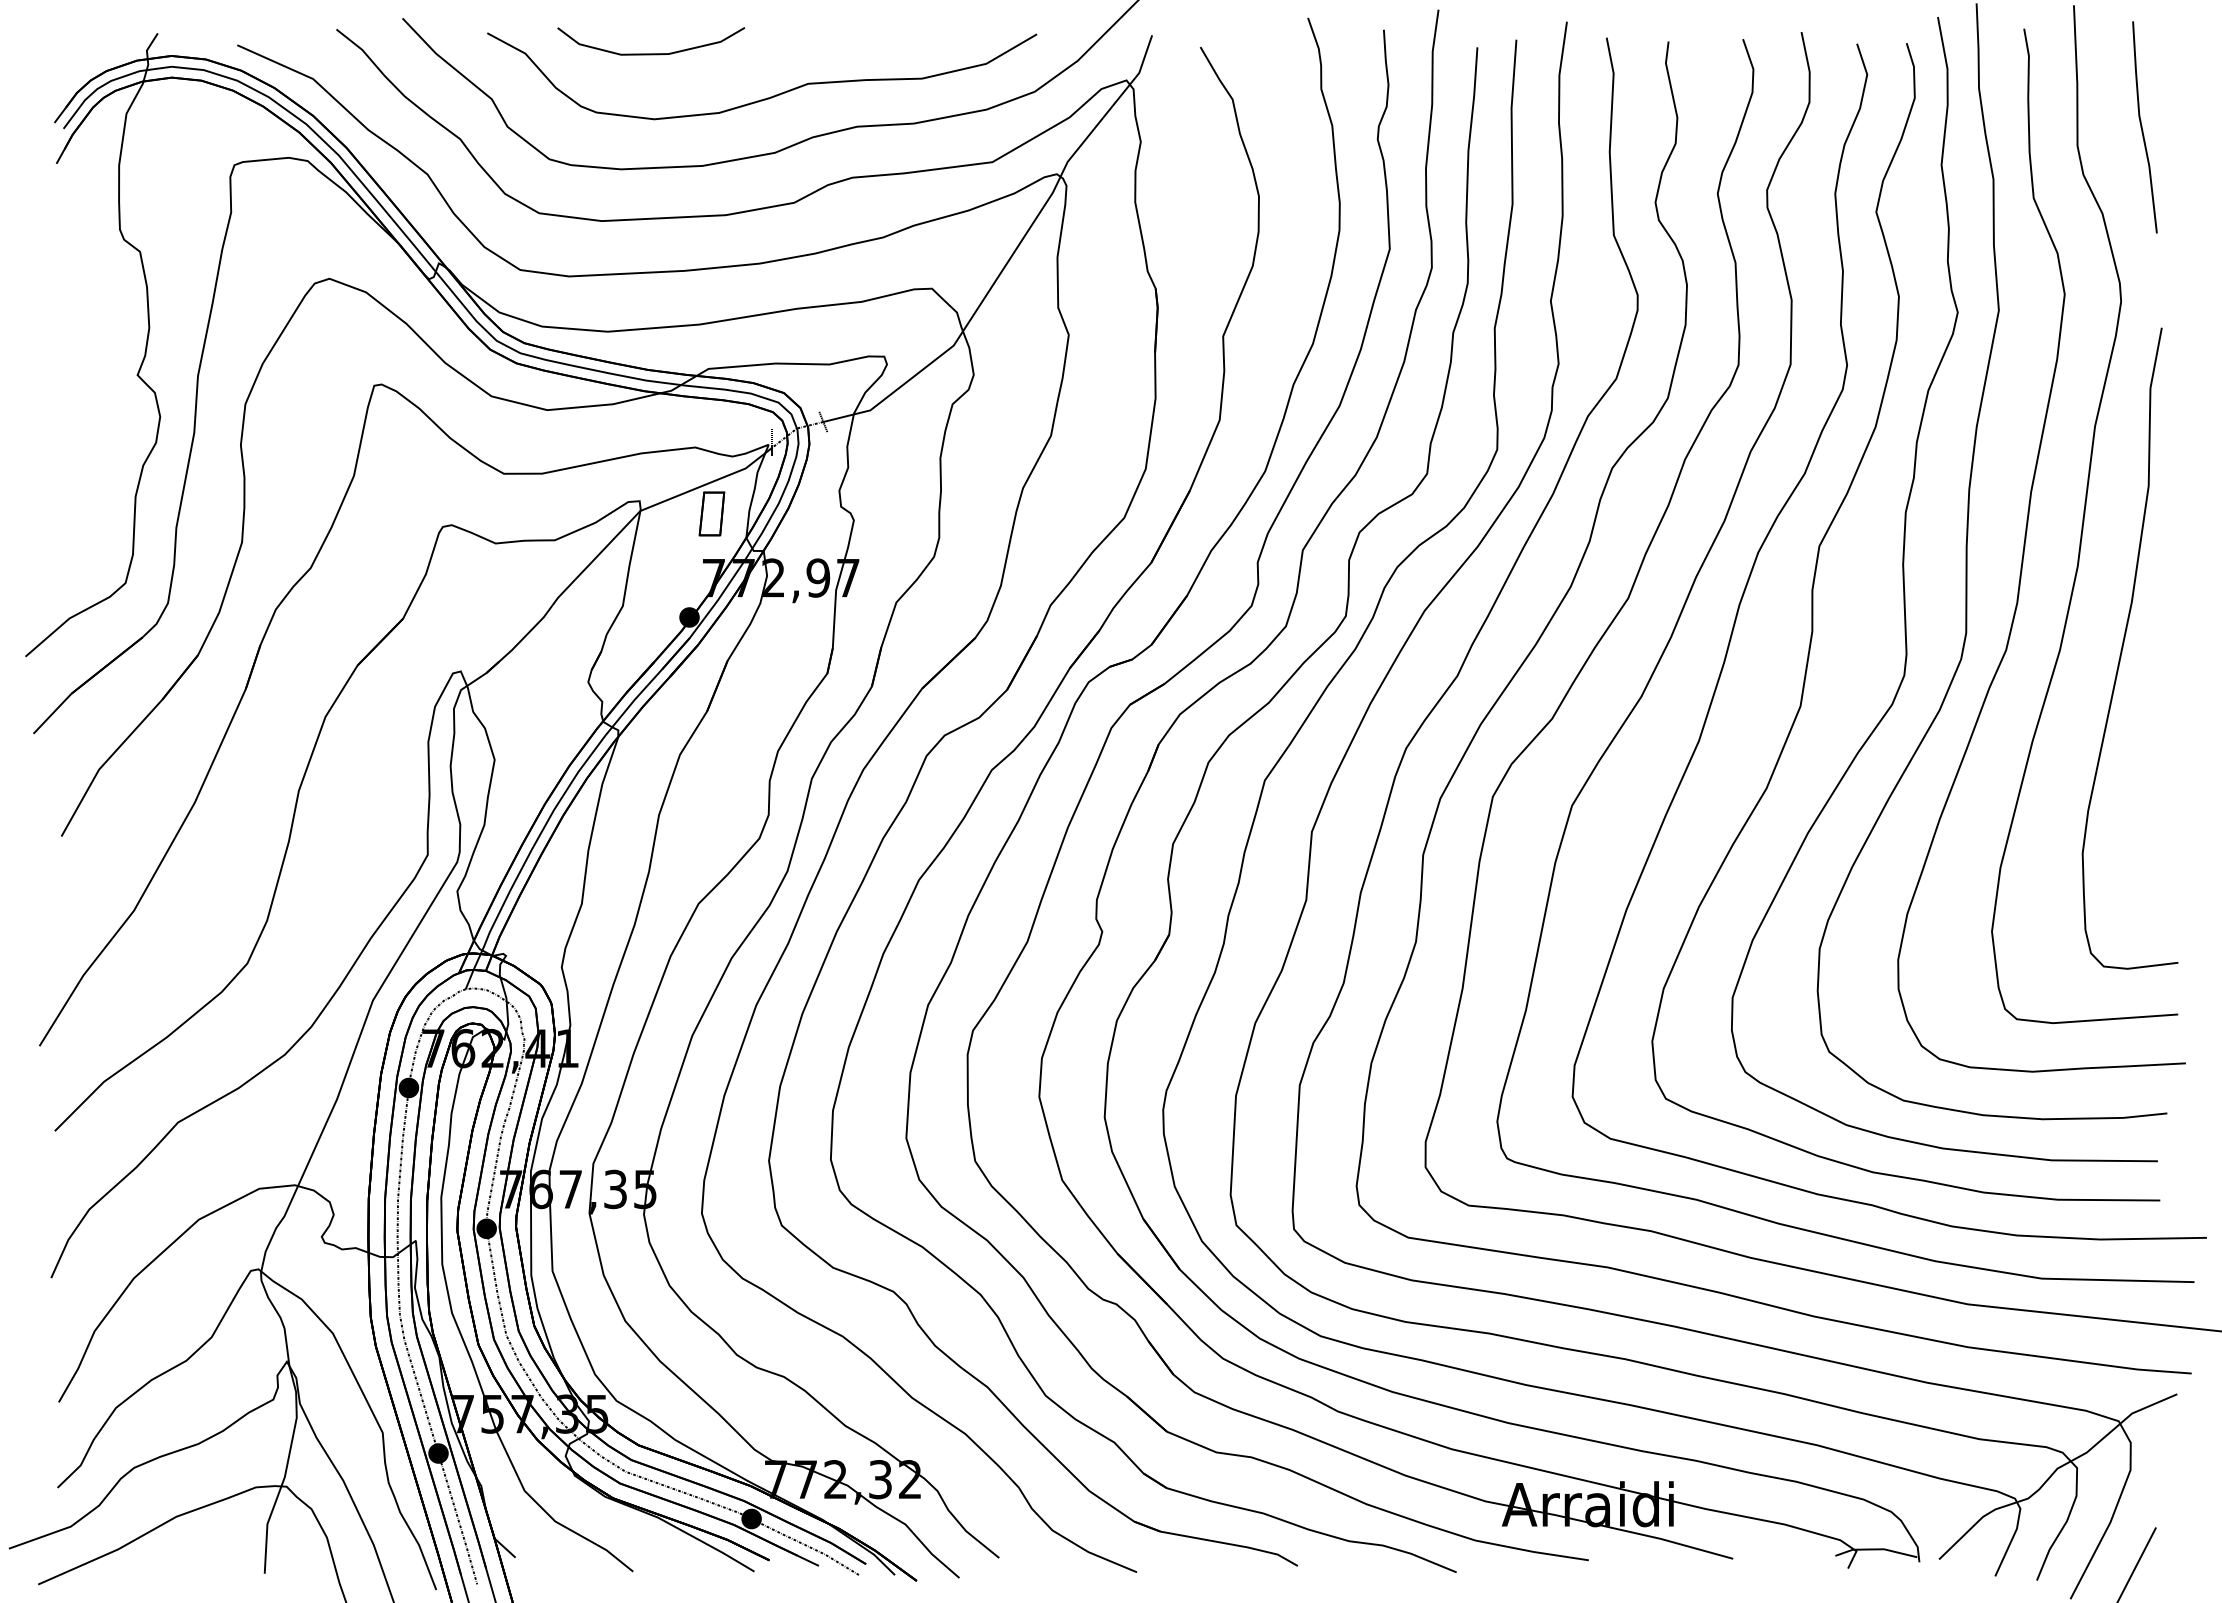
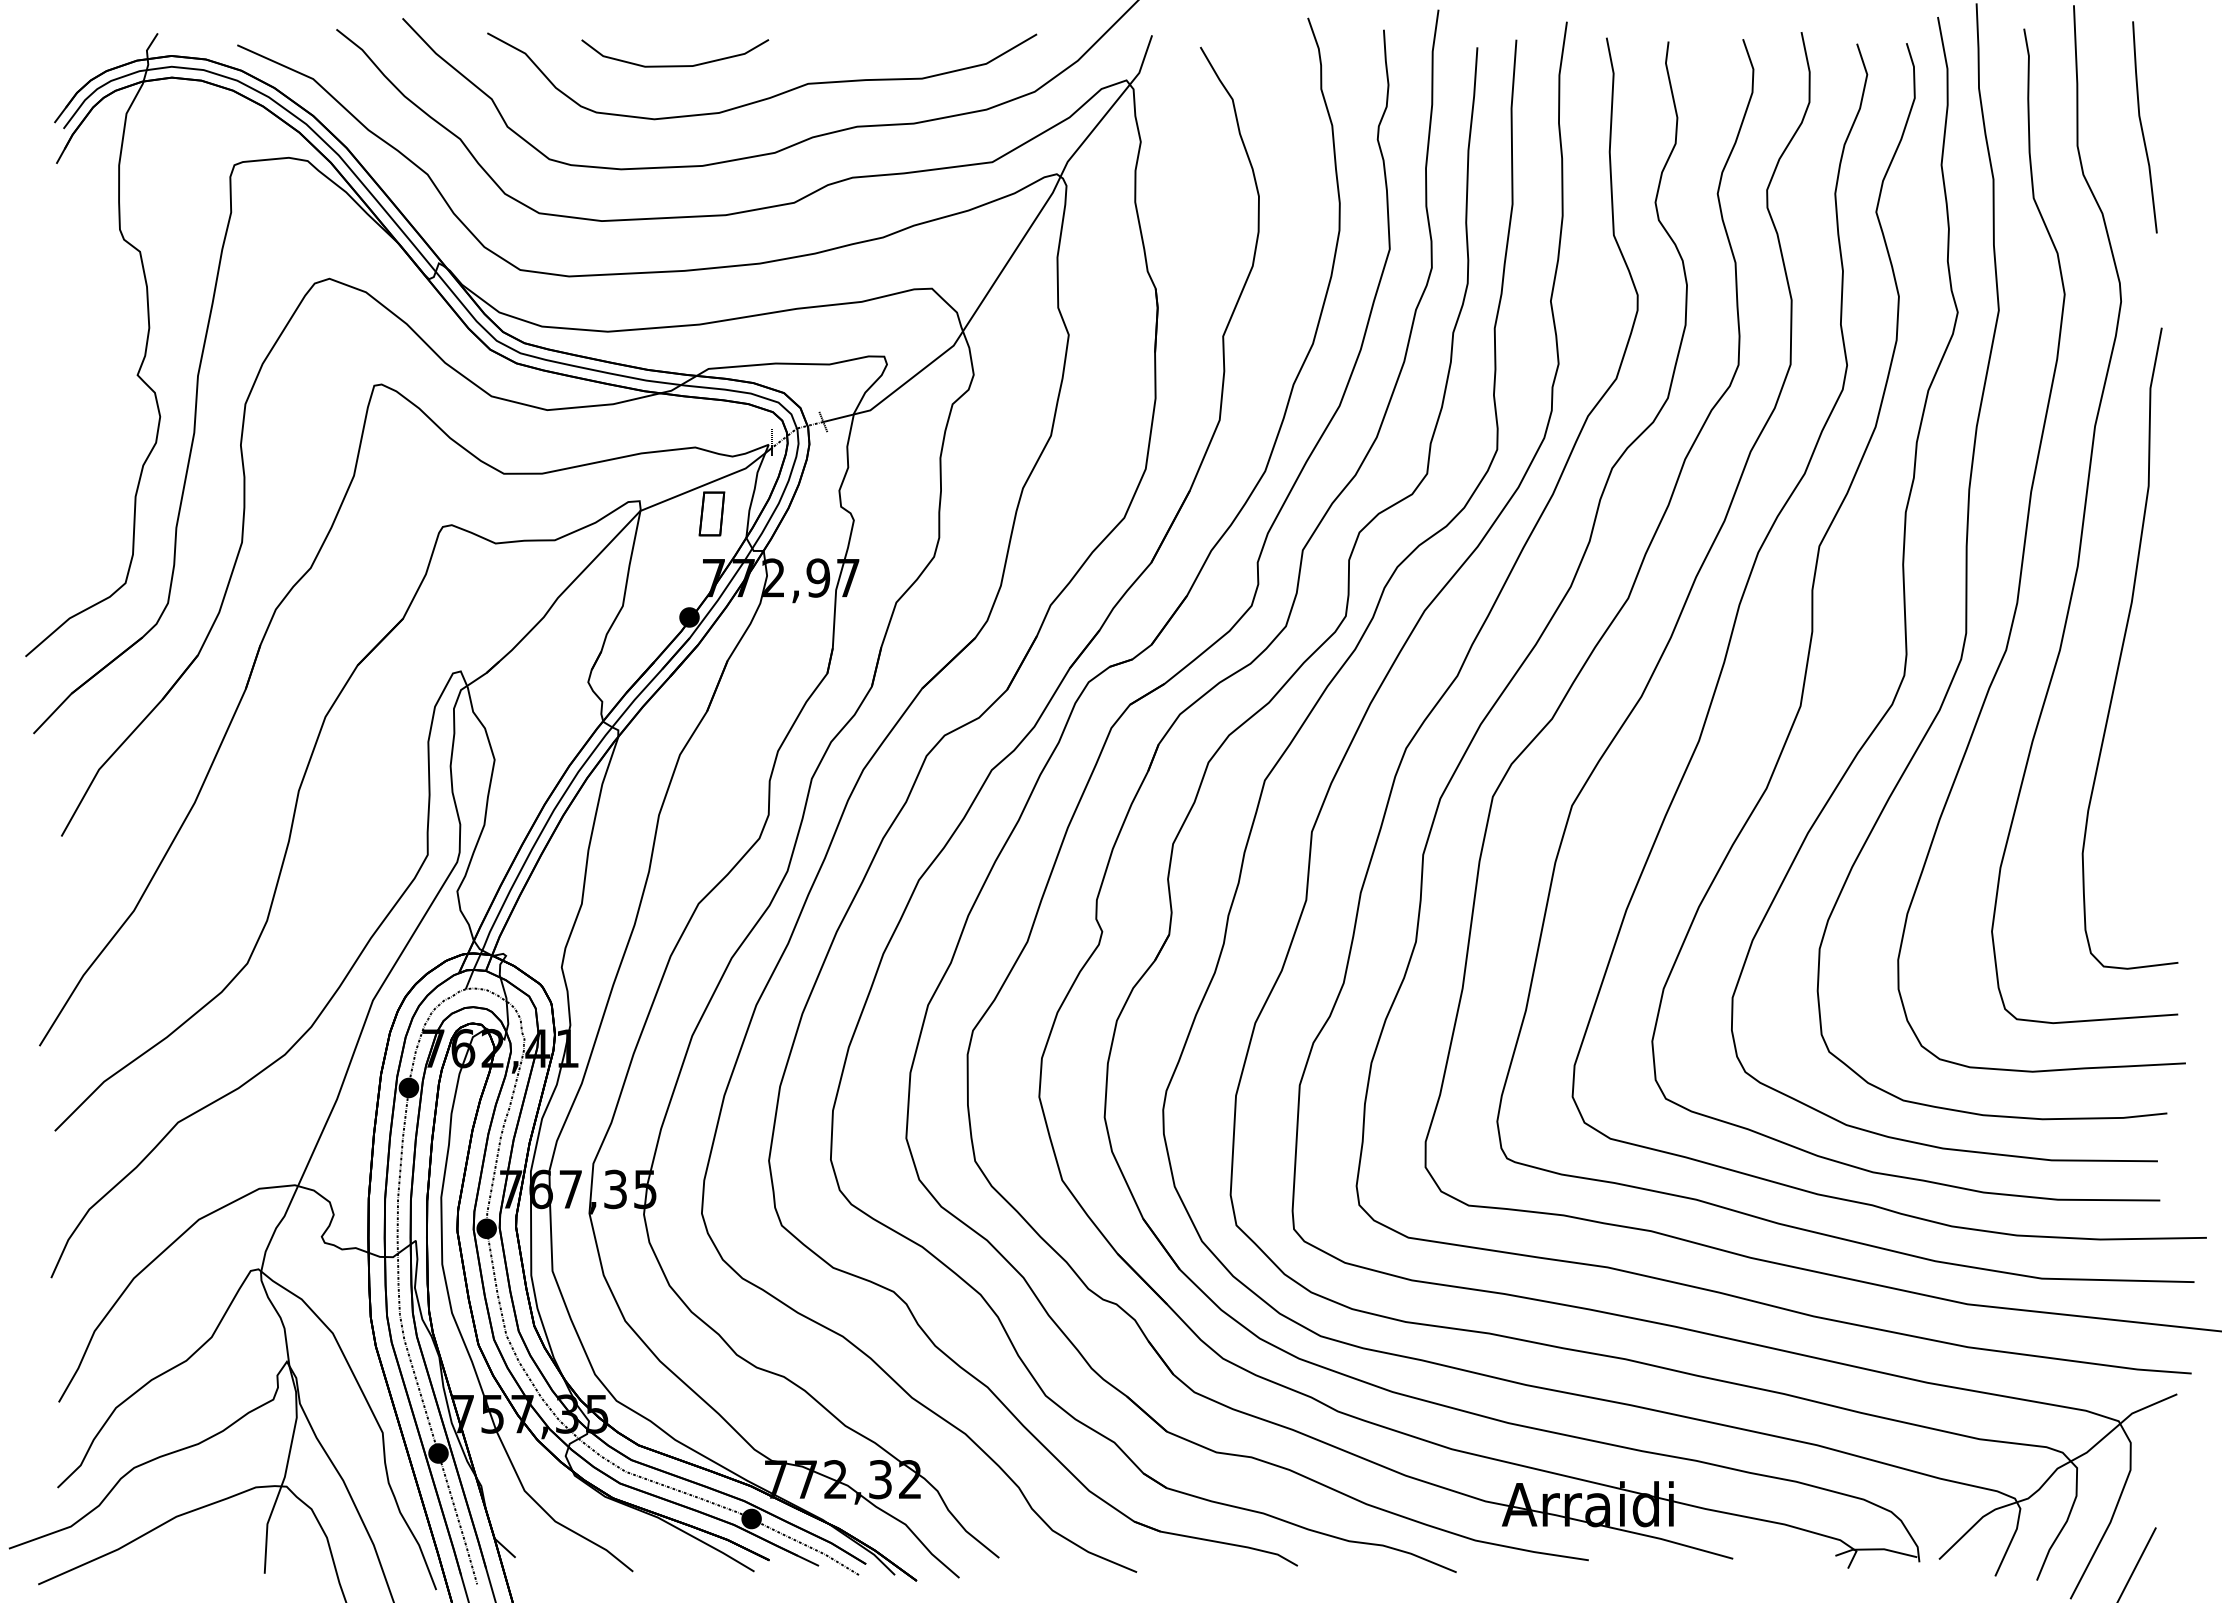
curve position: (651, 53) -> (675, 65) (675, 65)
